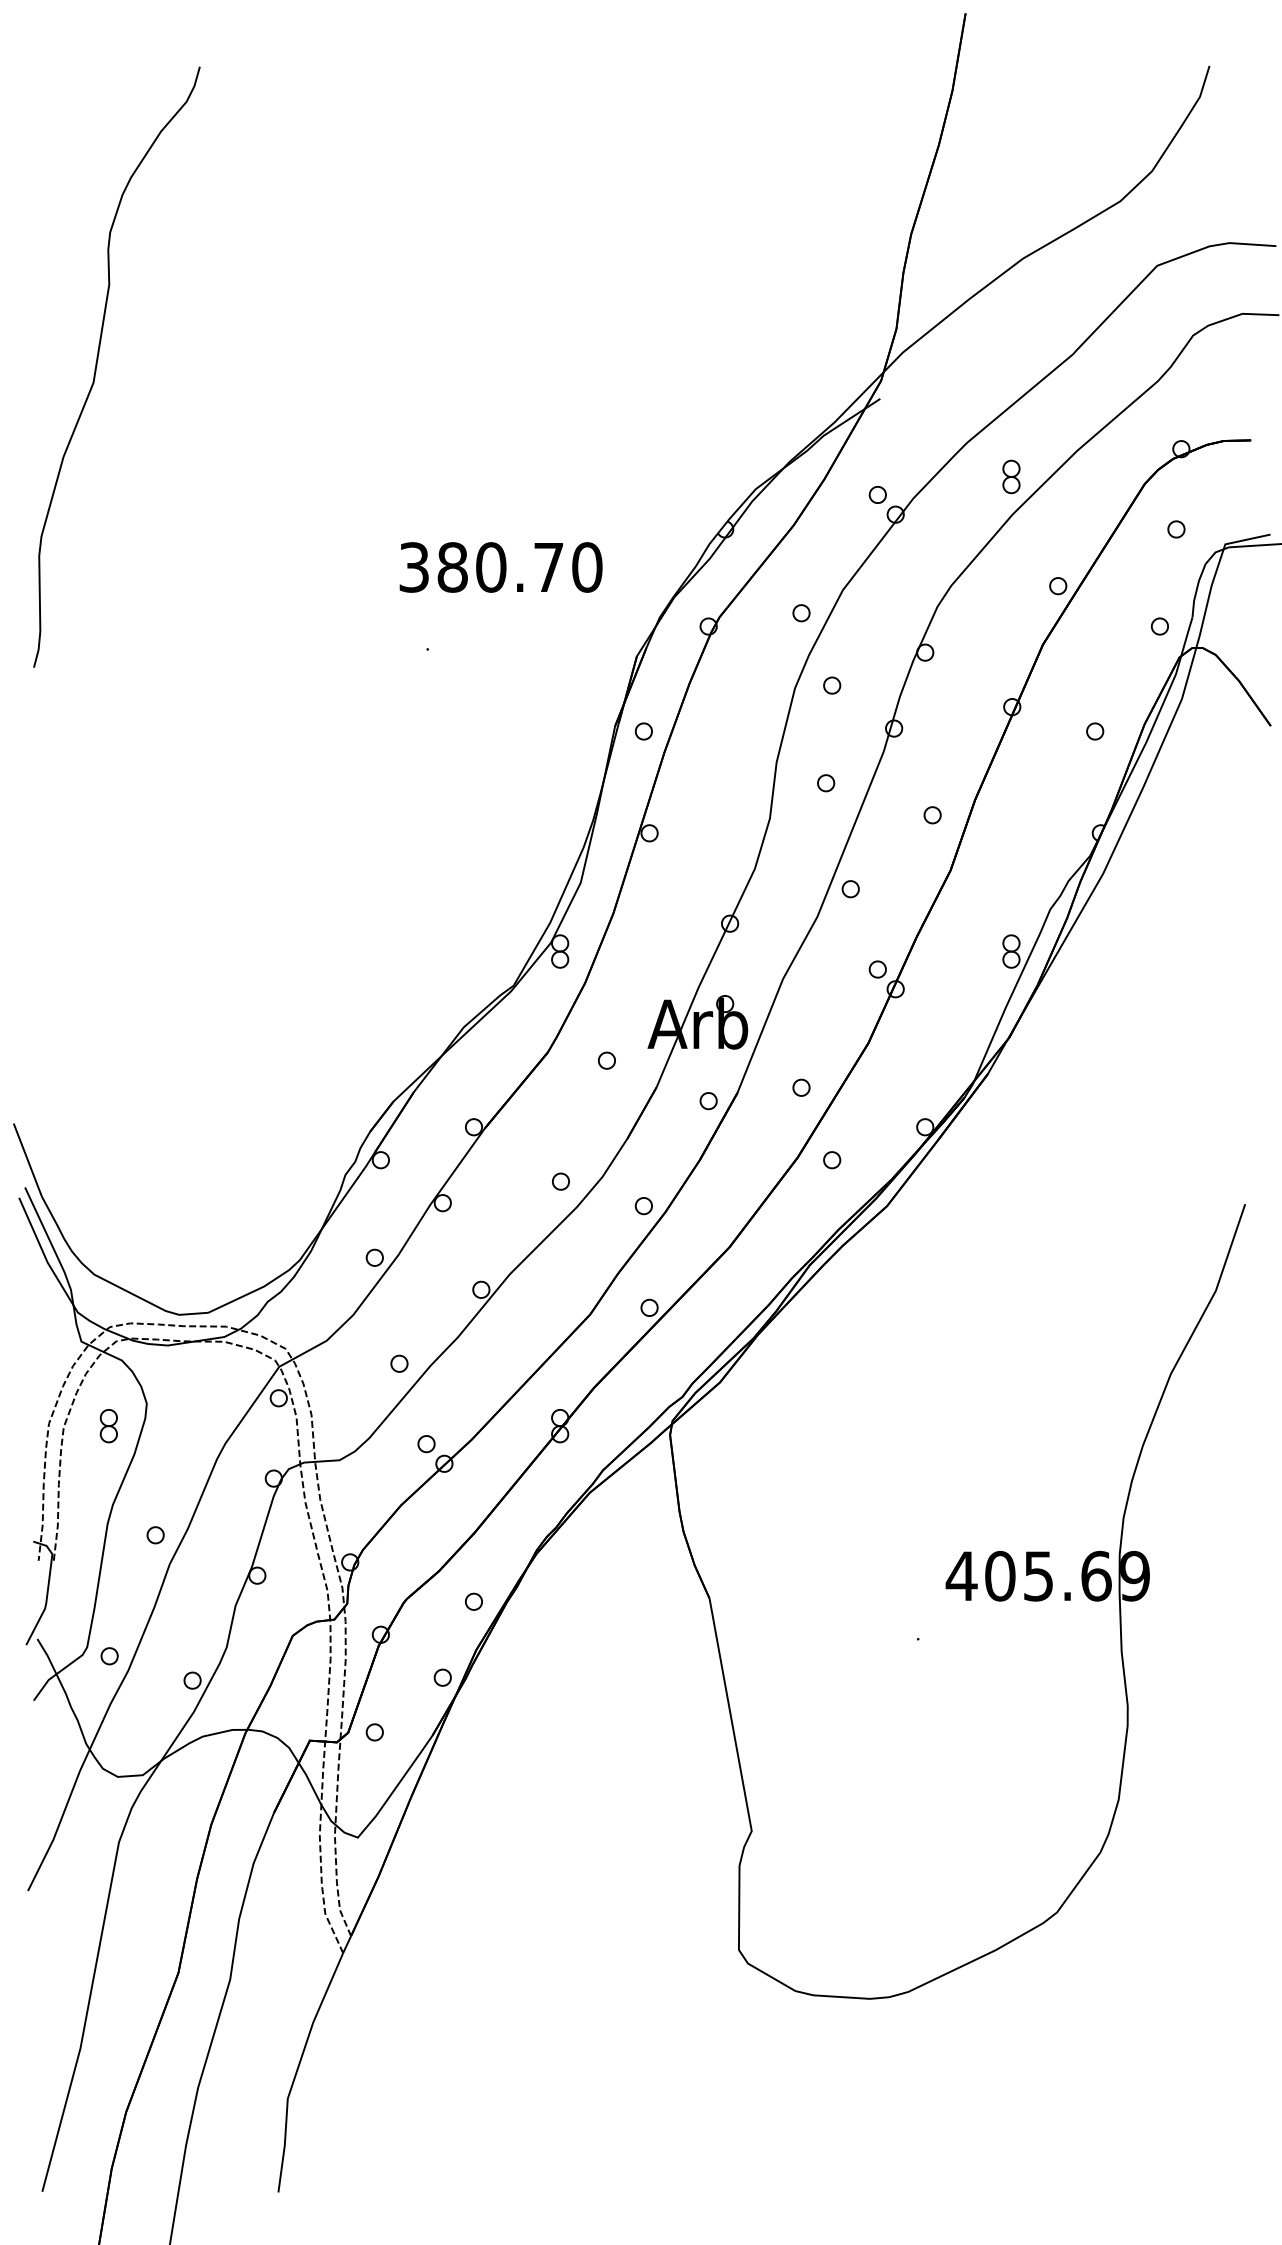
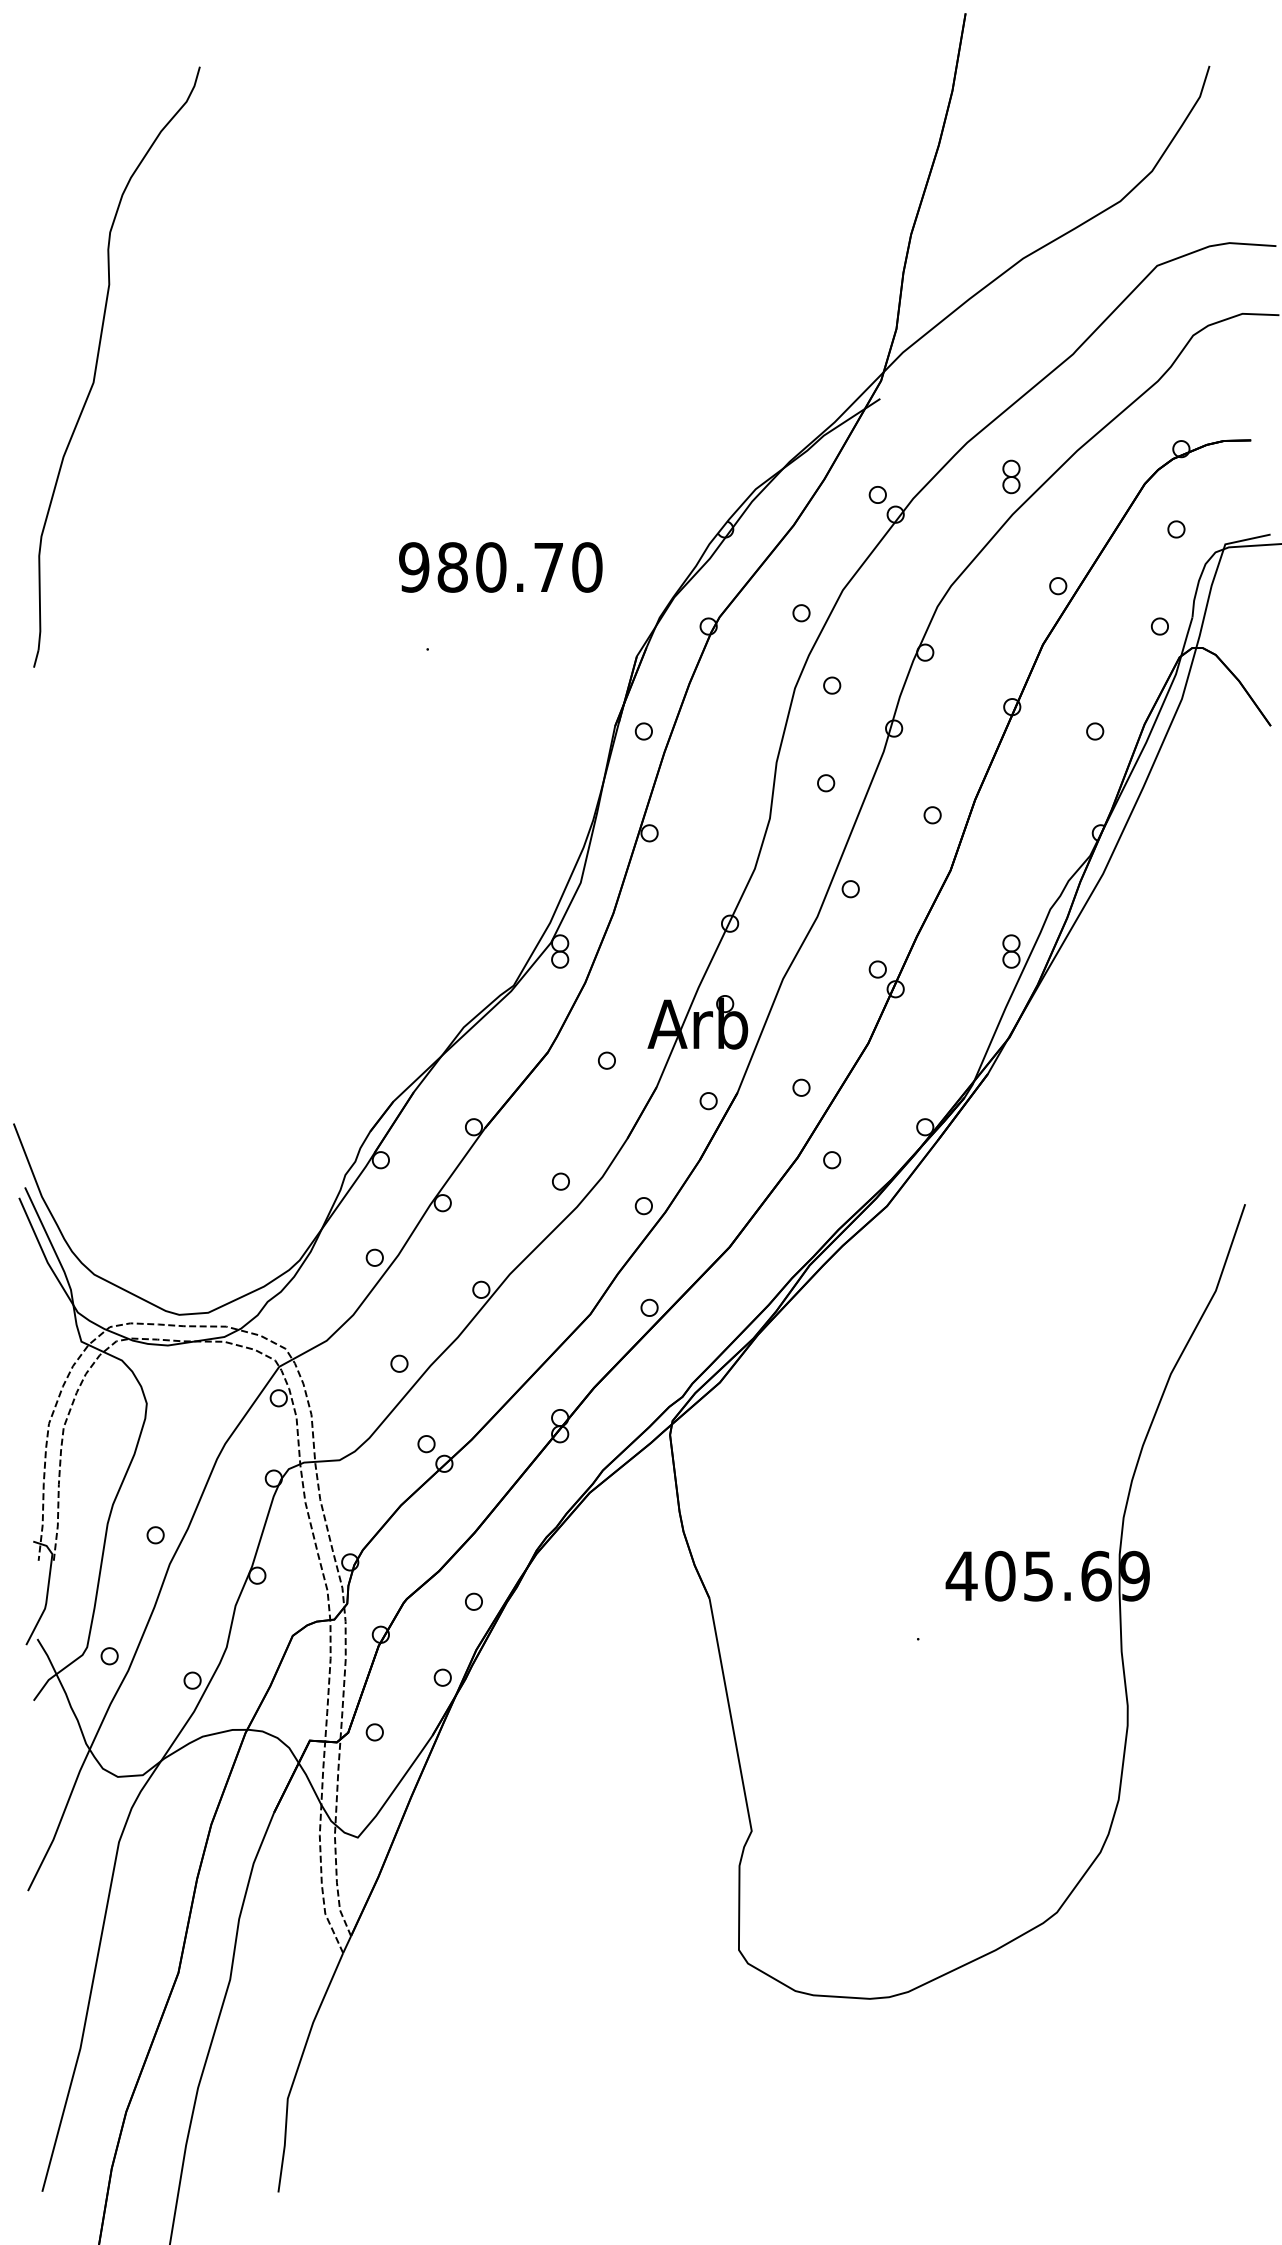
text: 380.70 -> 980.70 (414, 567)
part: present -> none (108, 1426)
